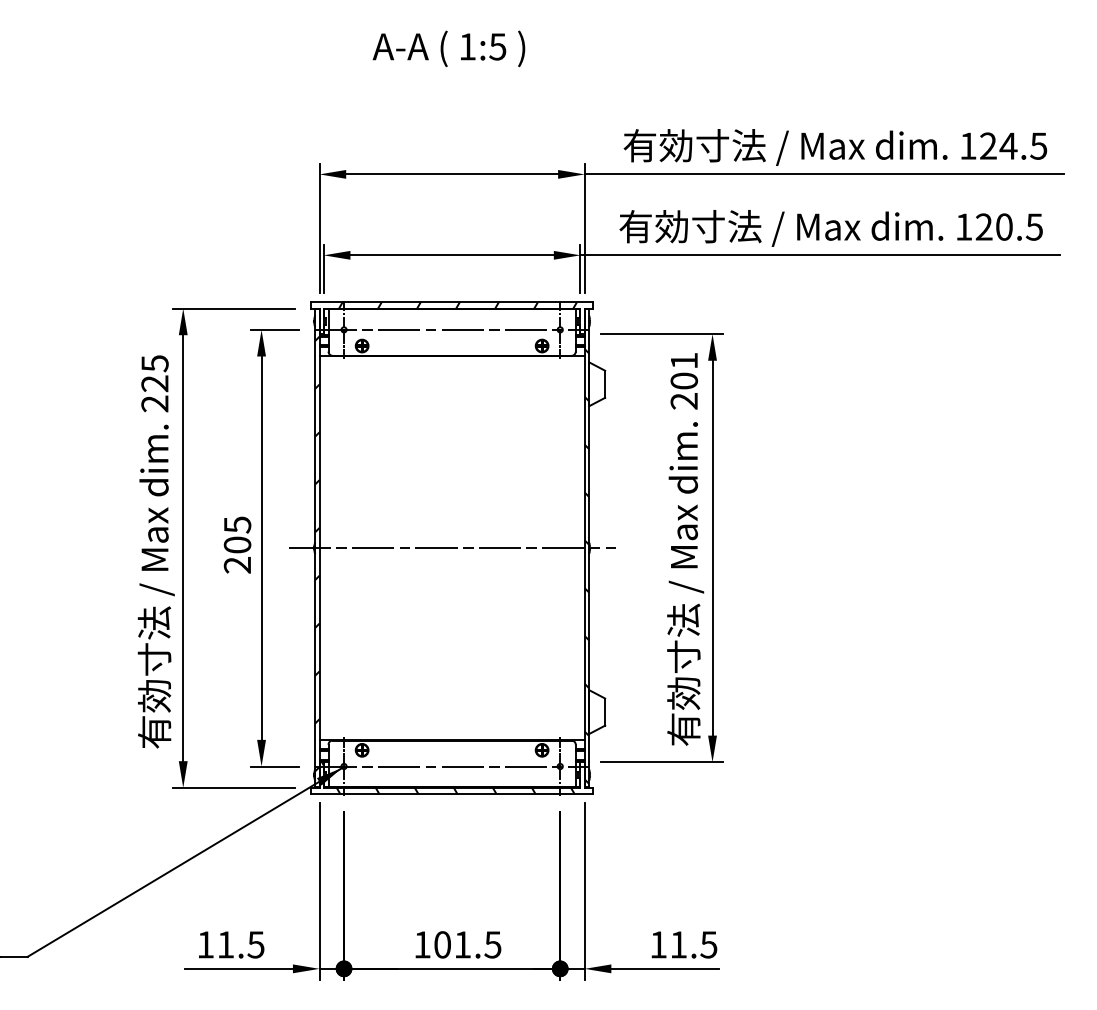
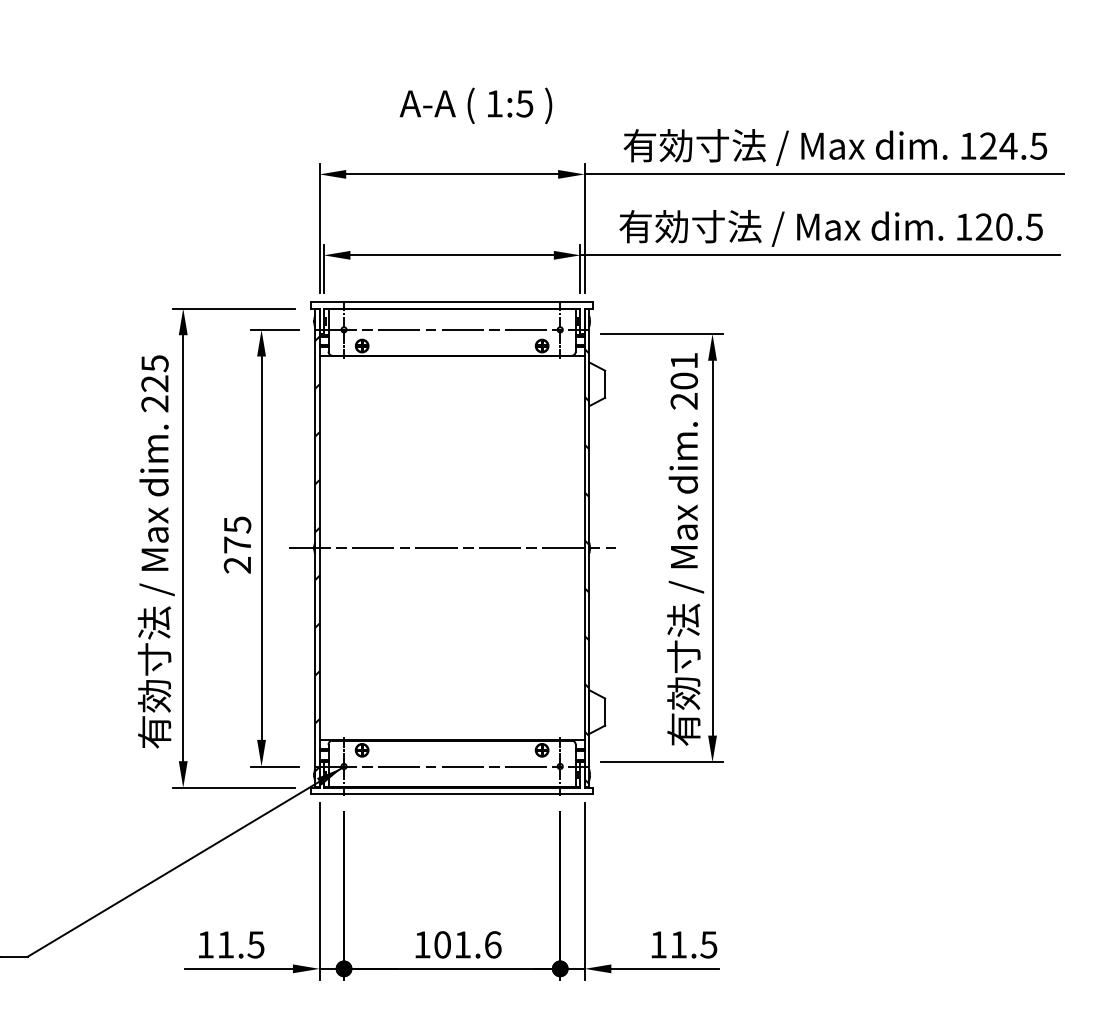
text position: (448, 48) -> (475, 105) (475, 105)
hatch: present -> none (458, 305)
text: 205 -> 275 (237, 544)
hatch: present -> none (447, 778)
text: 101.5 -> 101.6 (492, 944)
